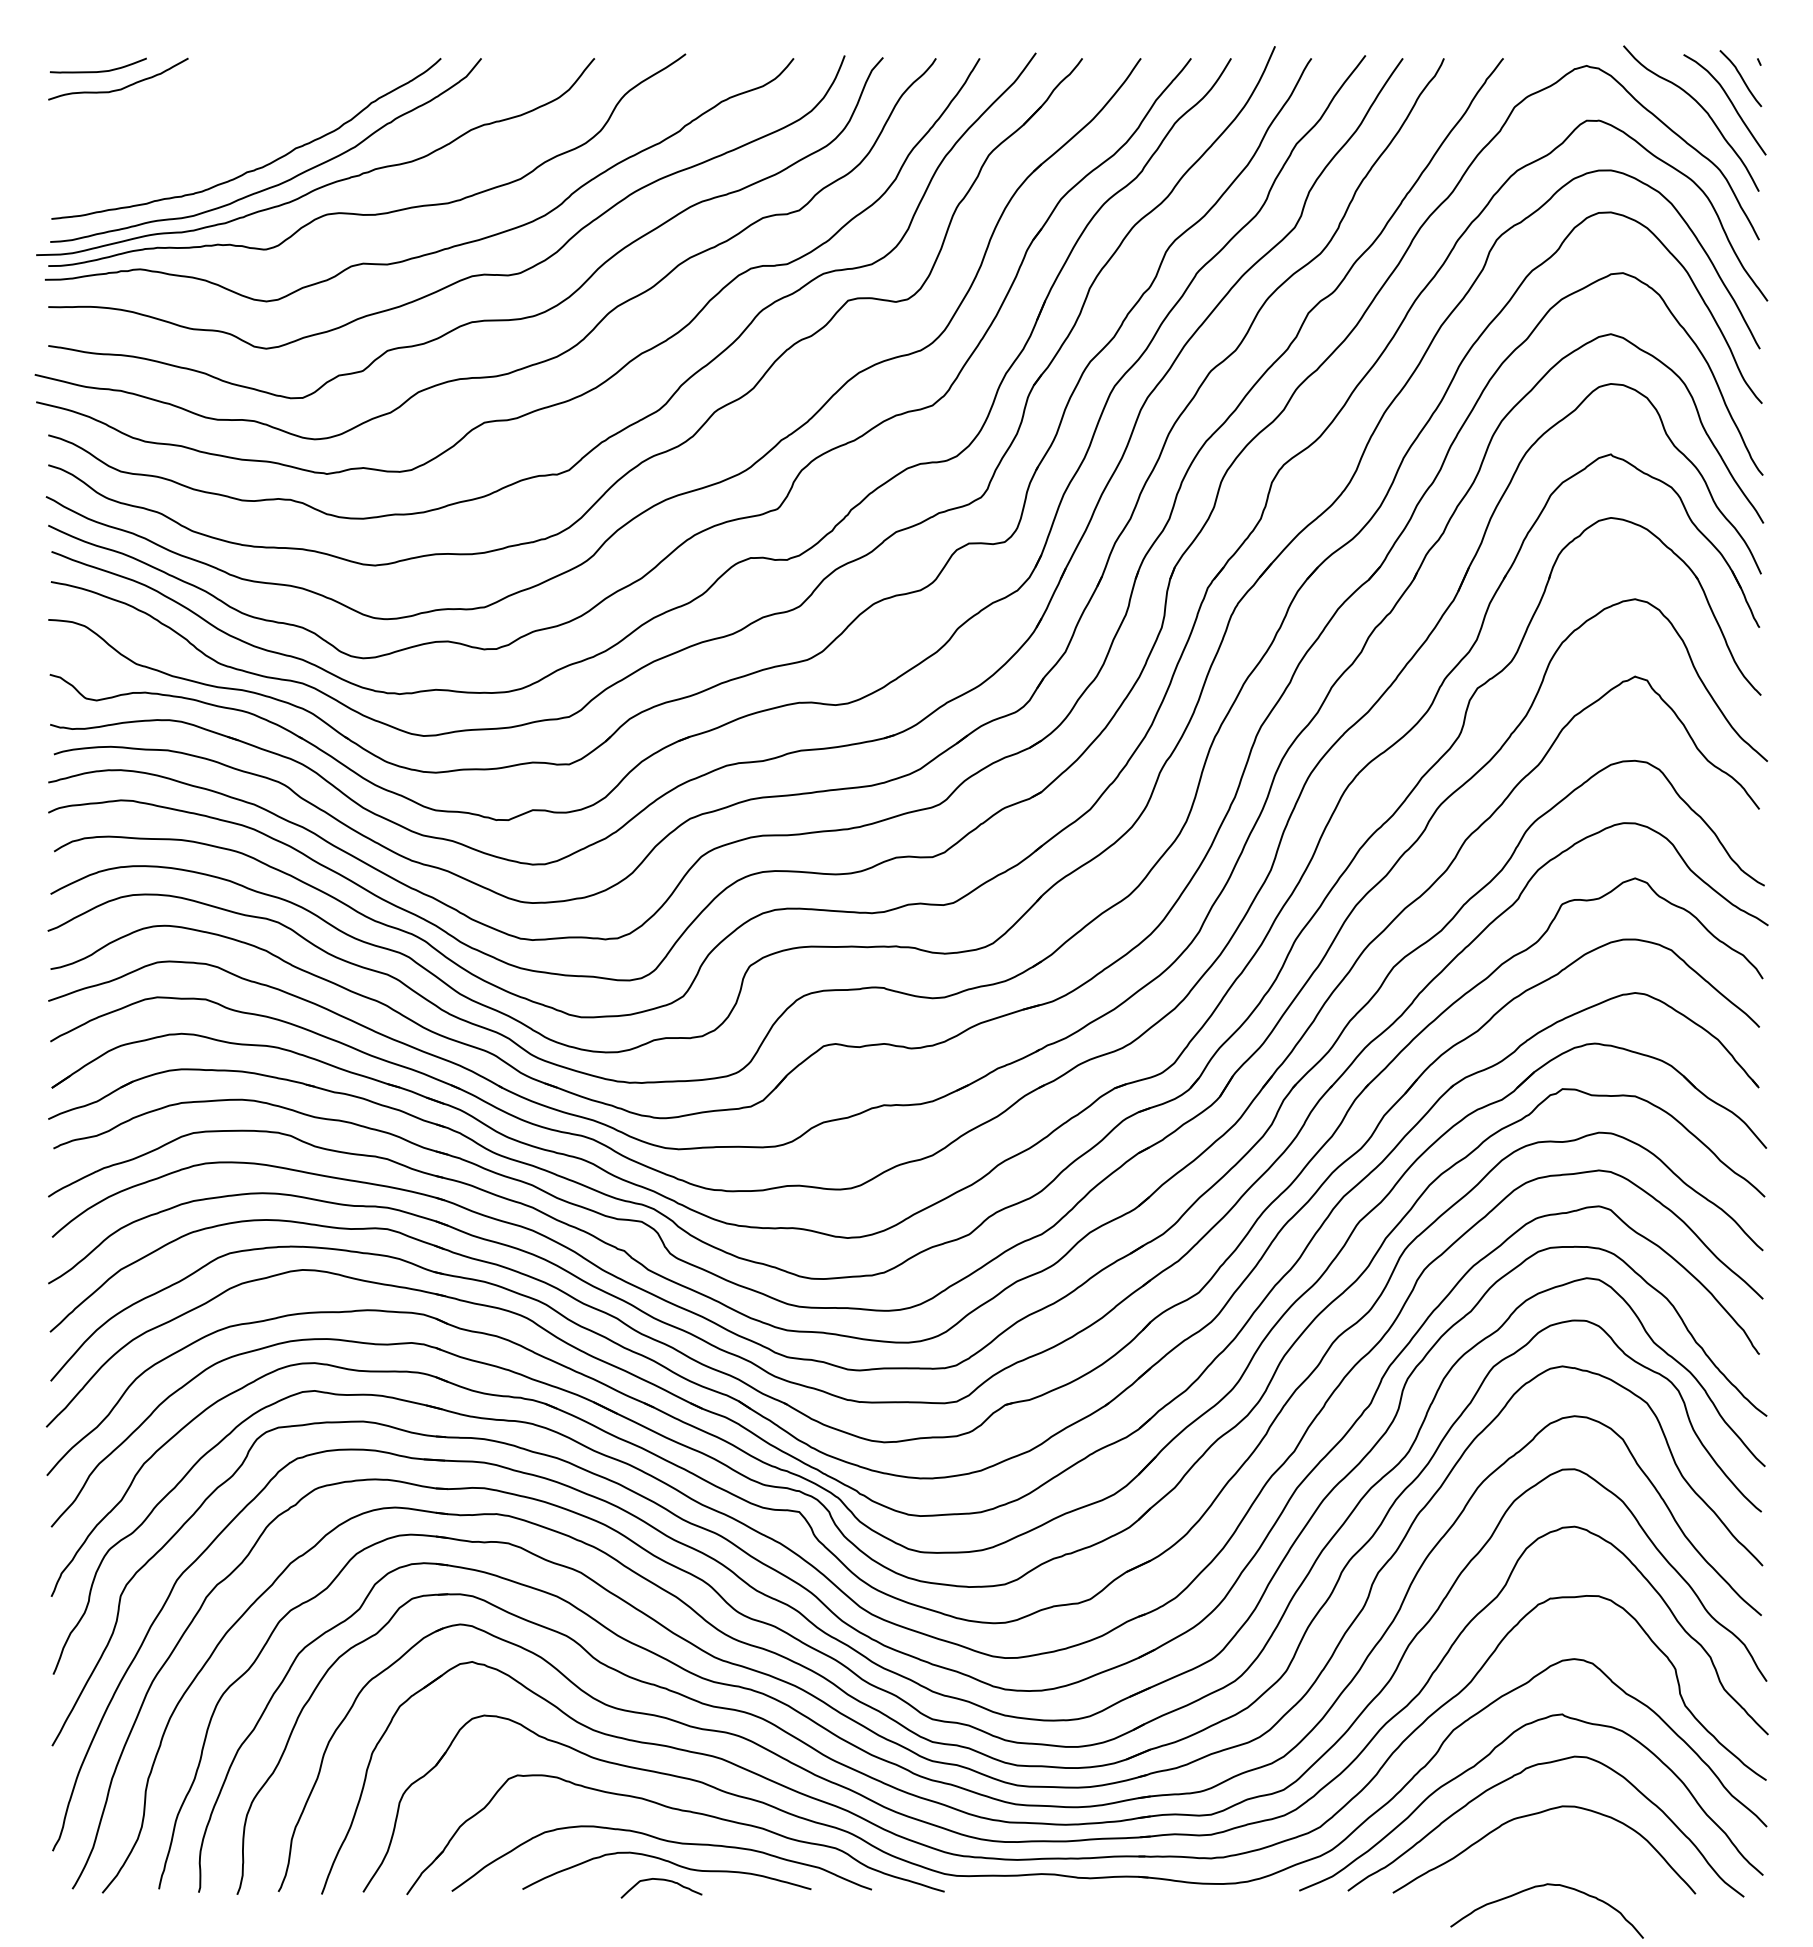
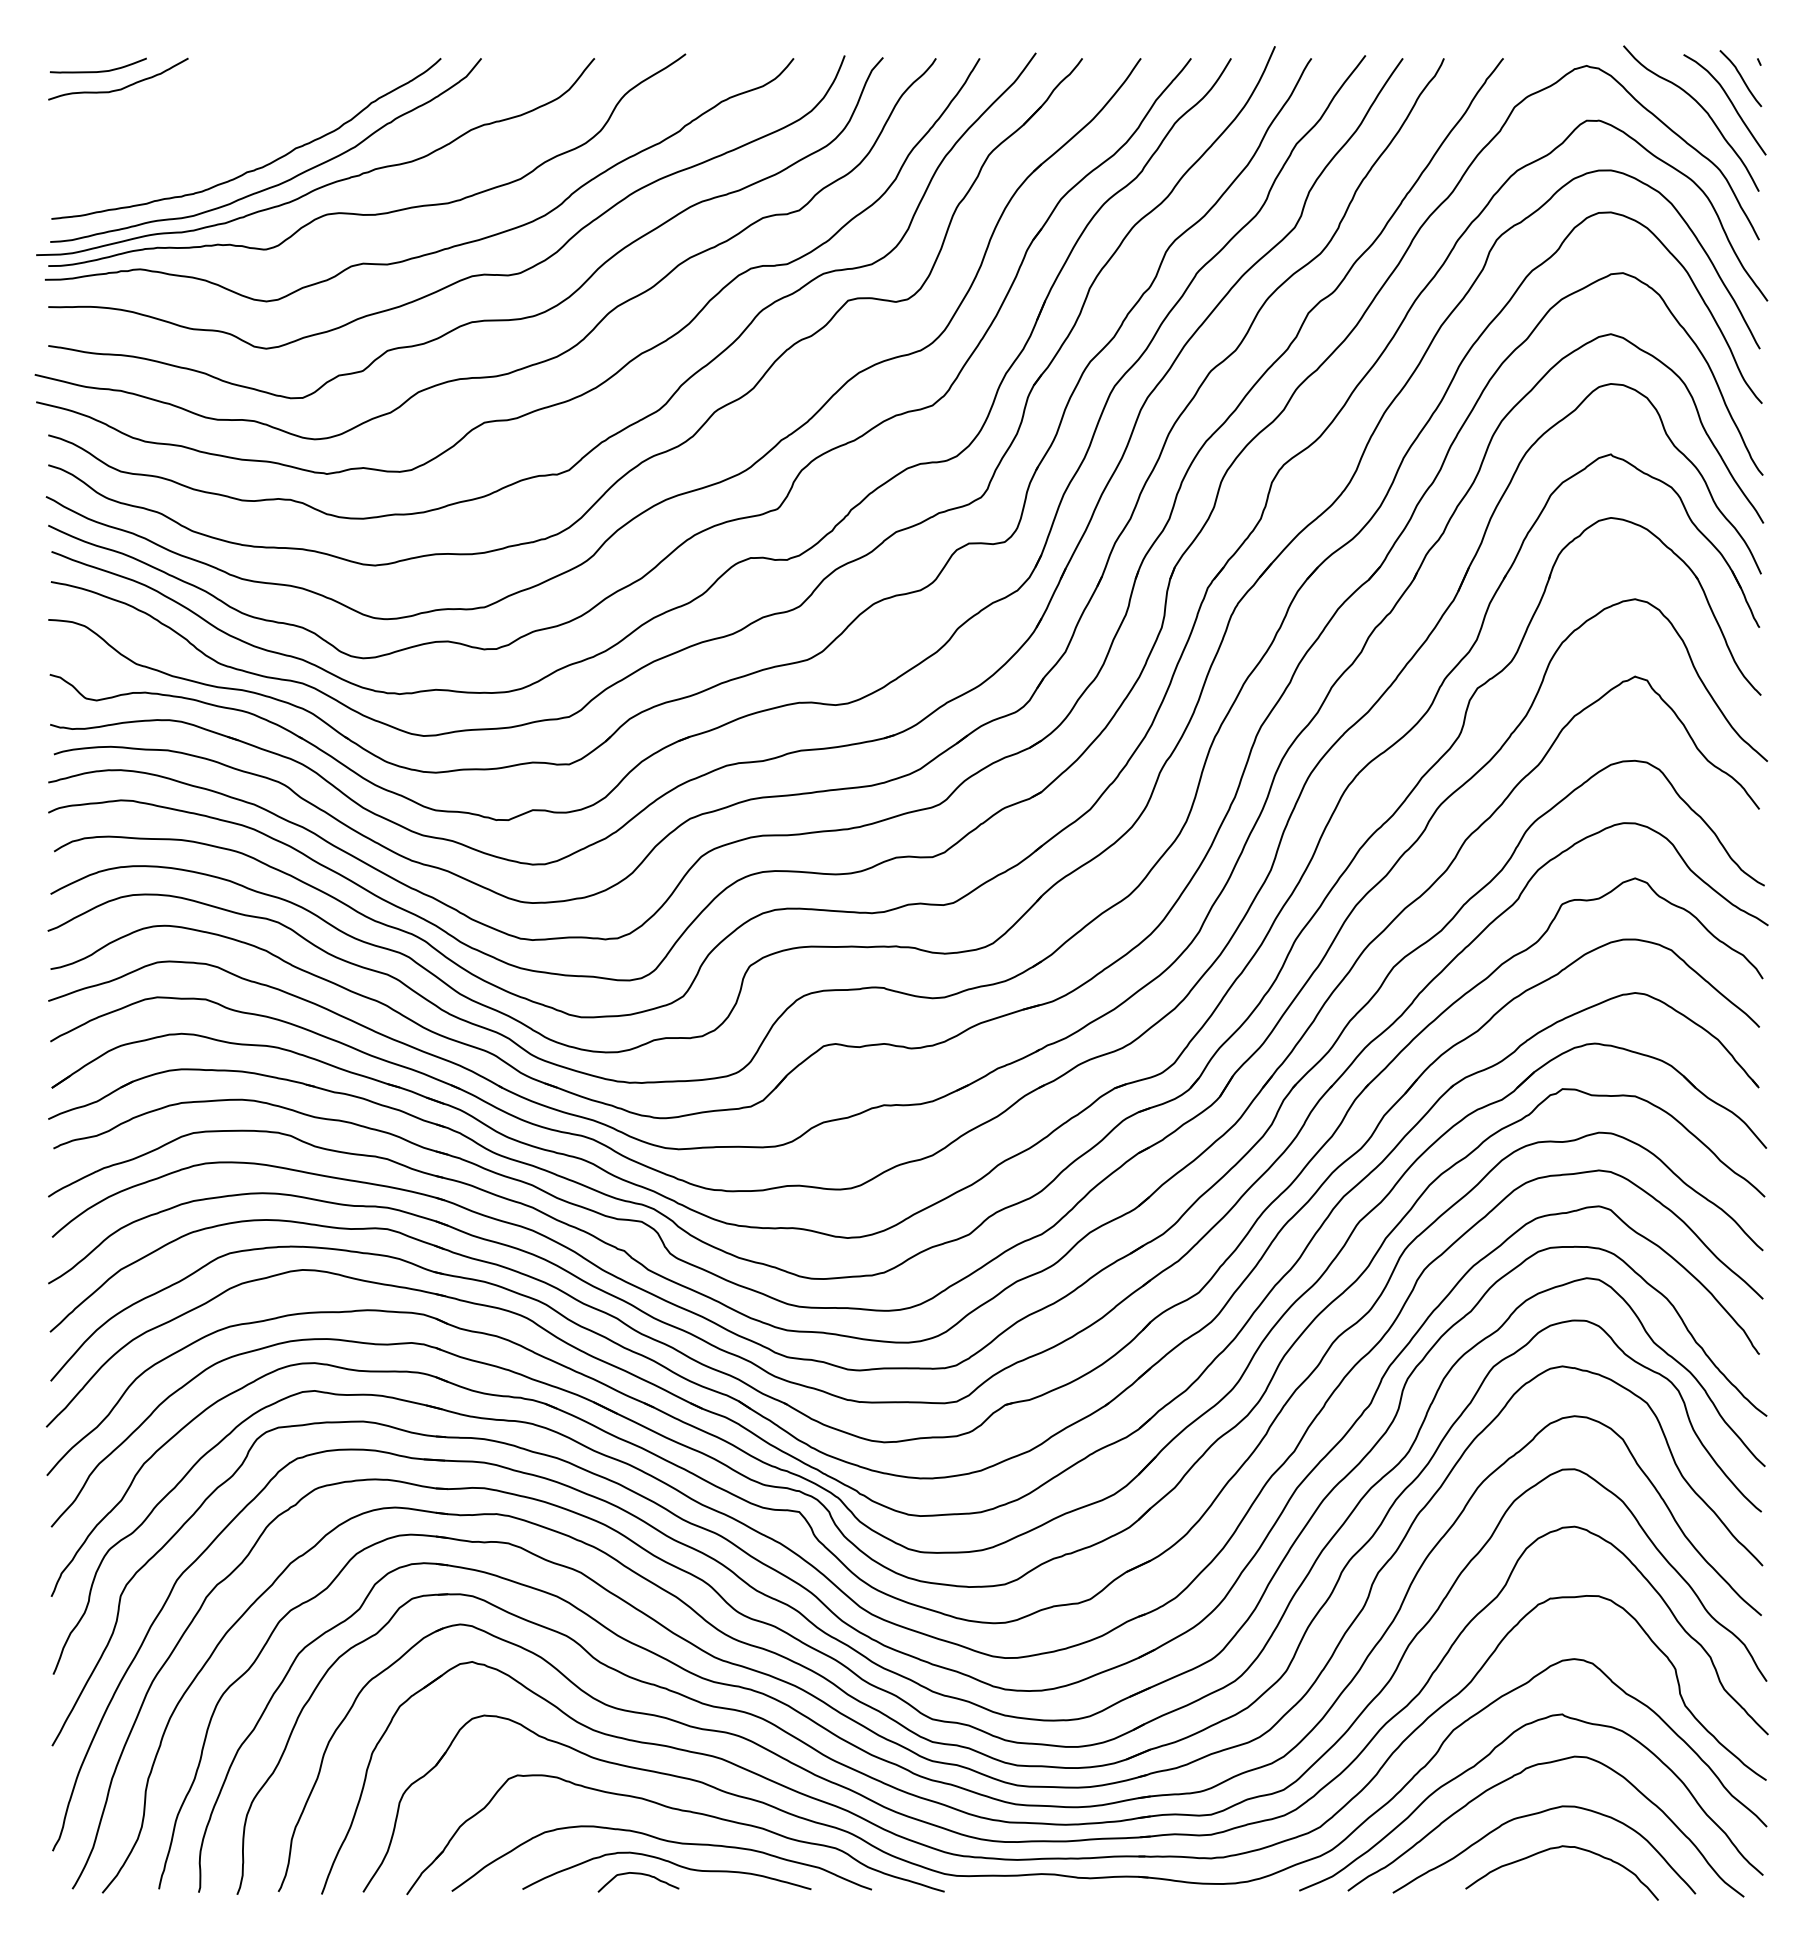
curve position: (661, 1880) -> (638, 1874) (638, 1874)
curve position: (1544, 1886) -> (1559, 1848) (1559, 1848)
